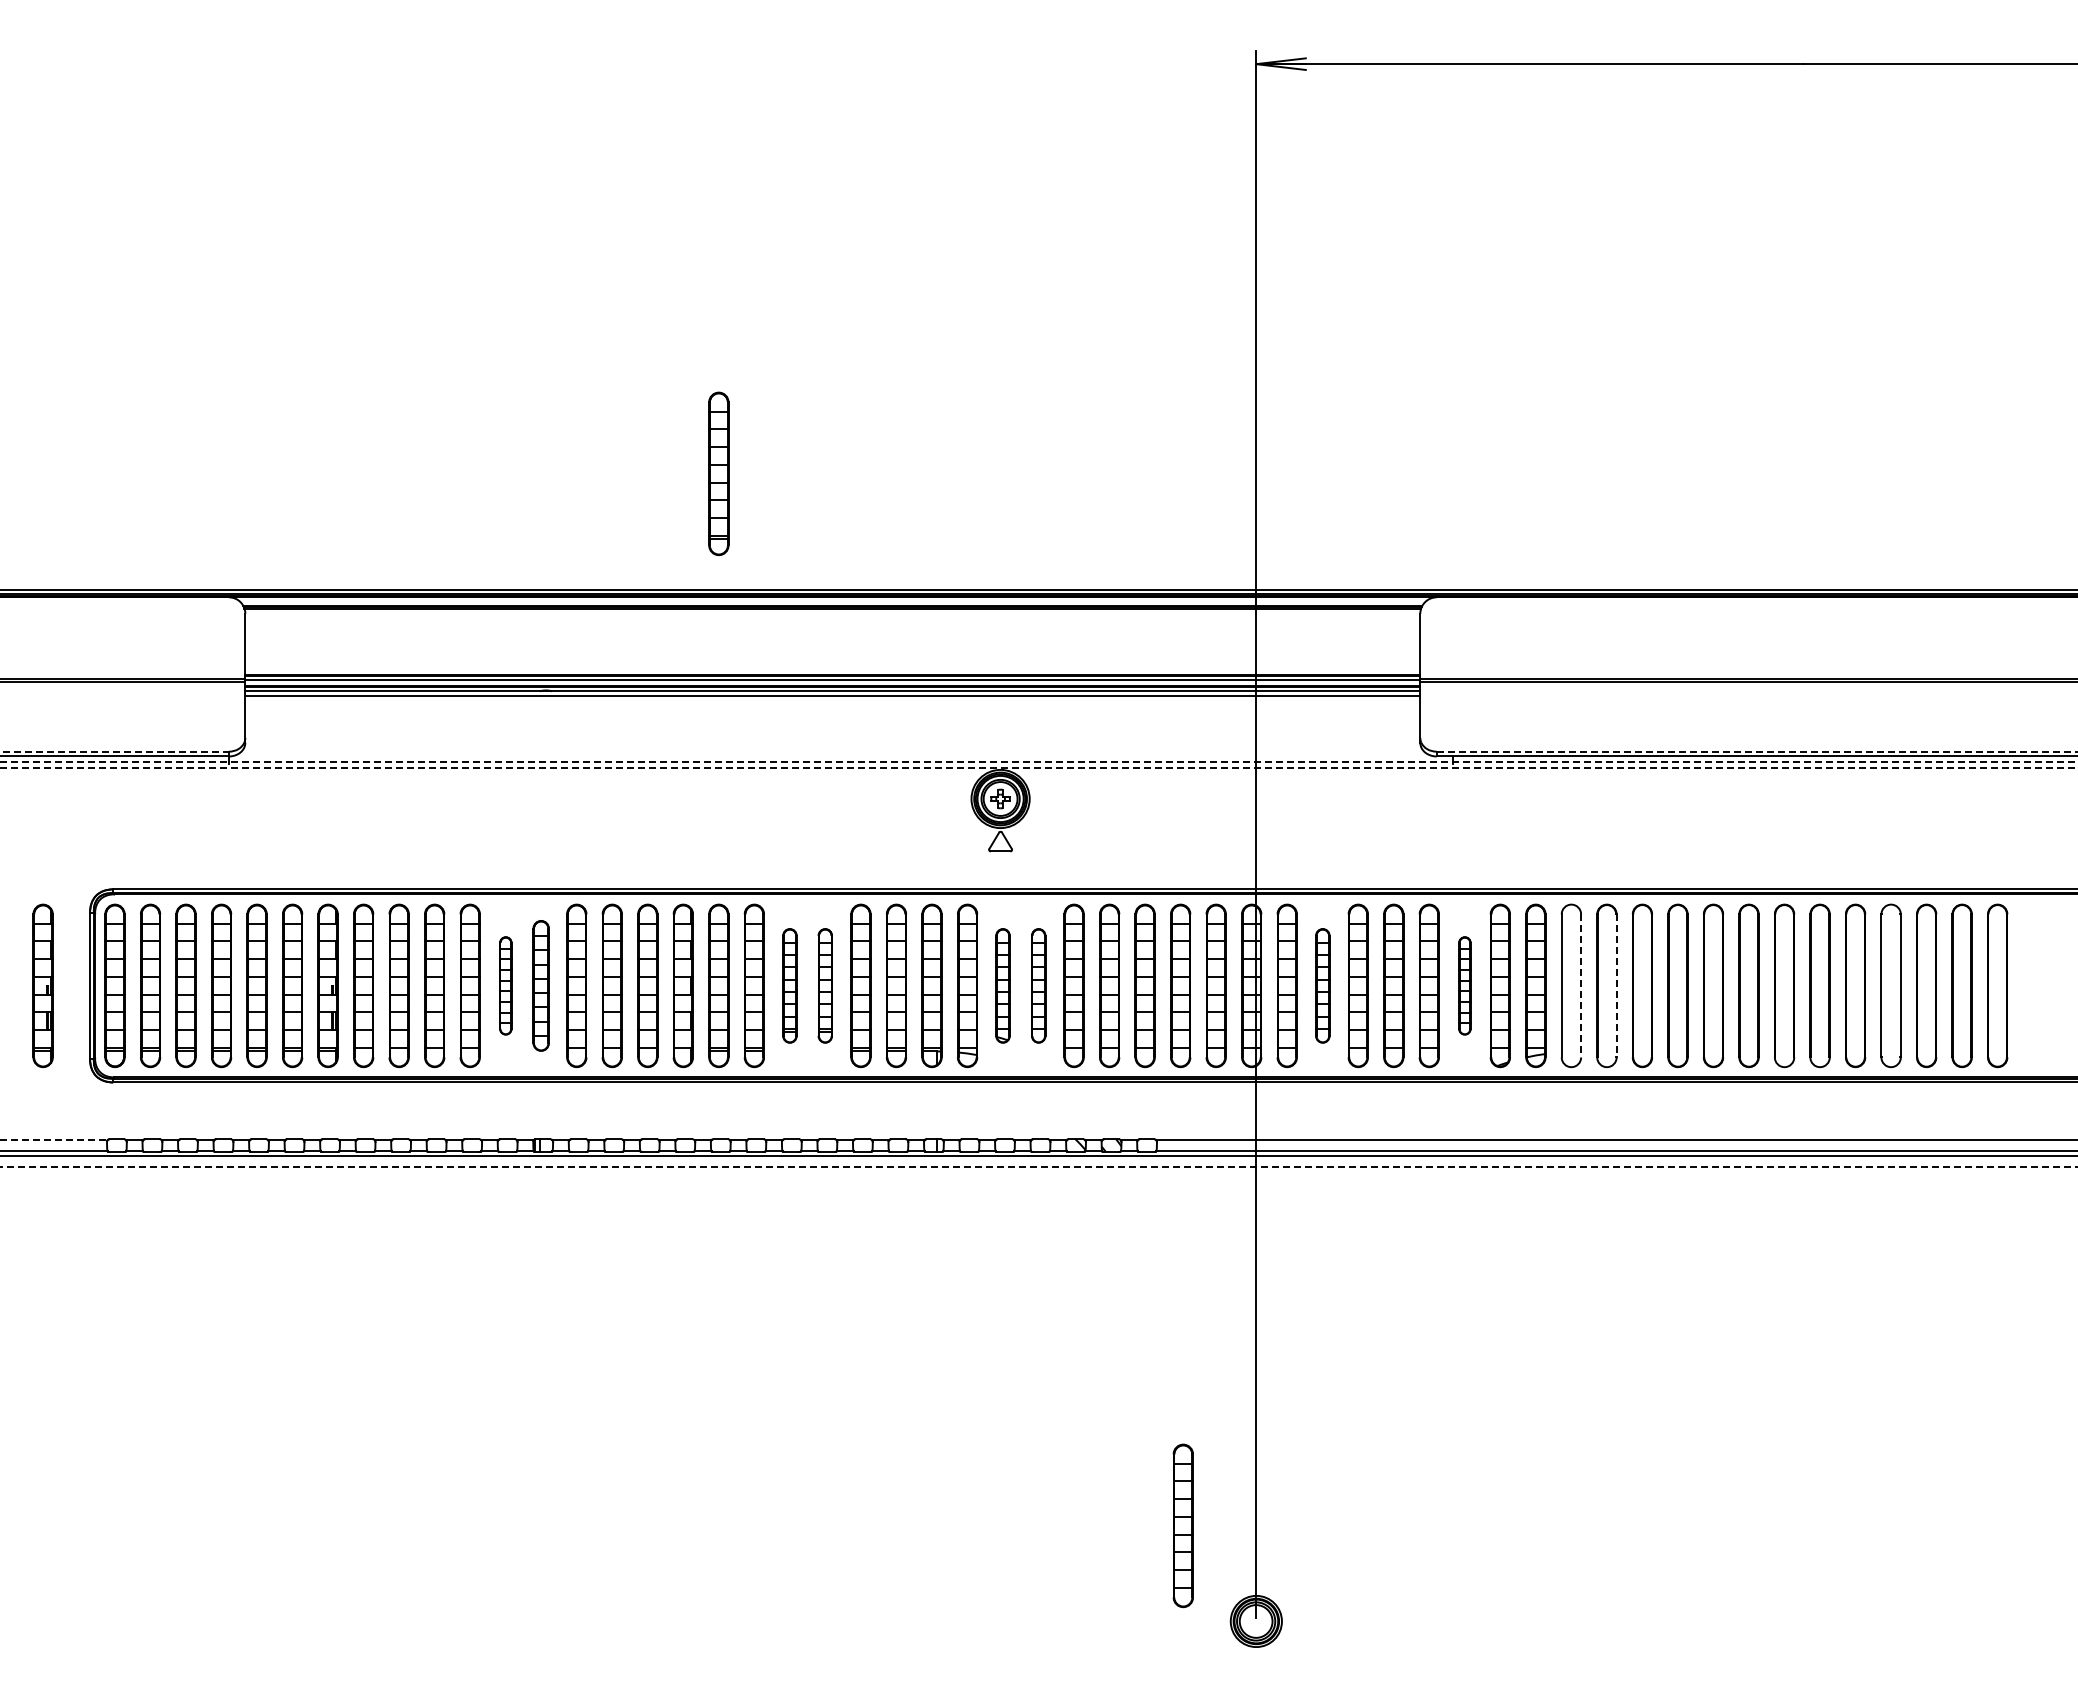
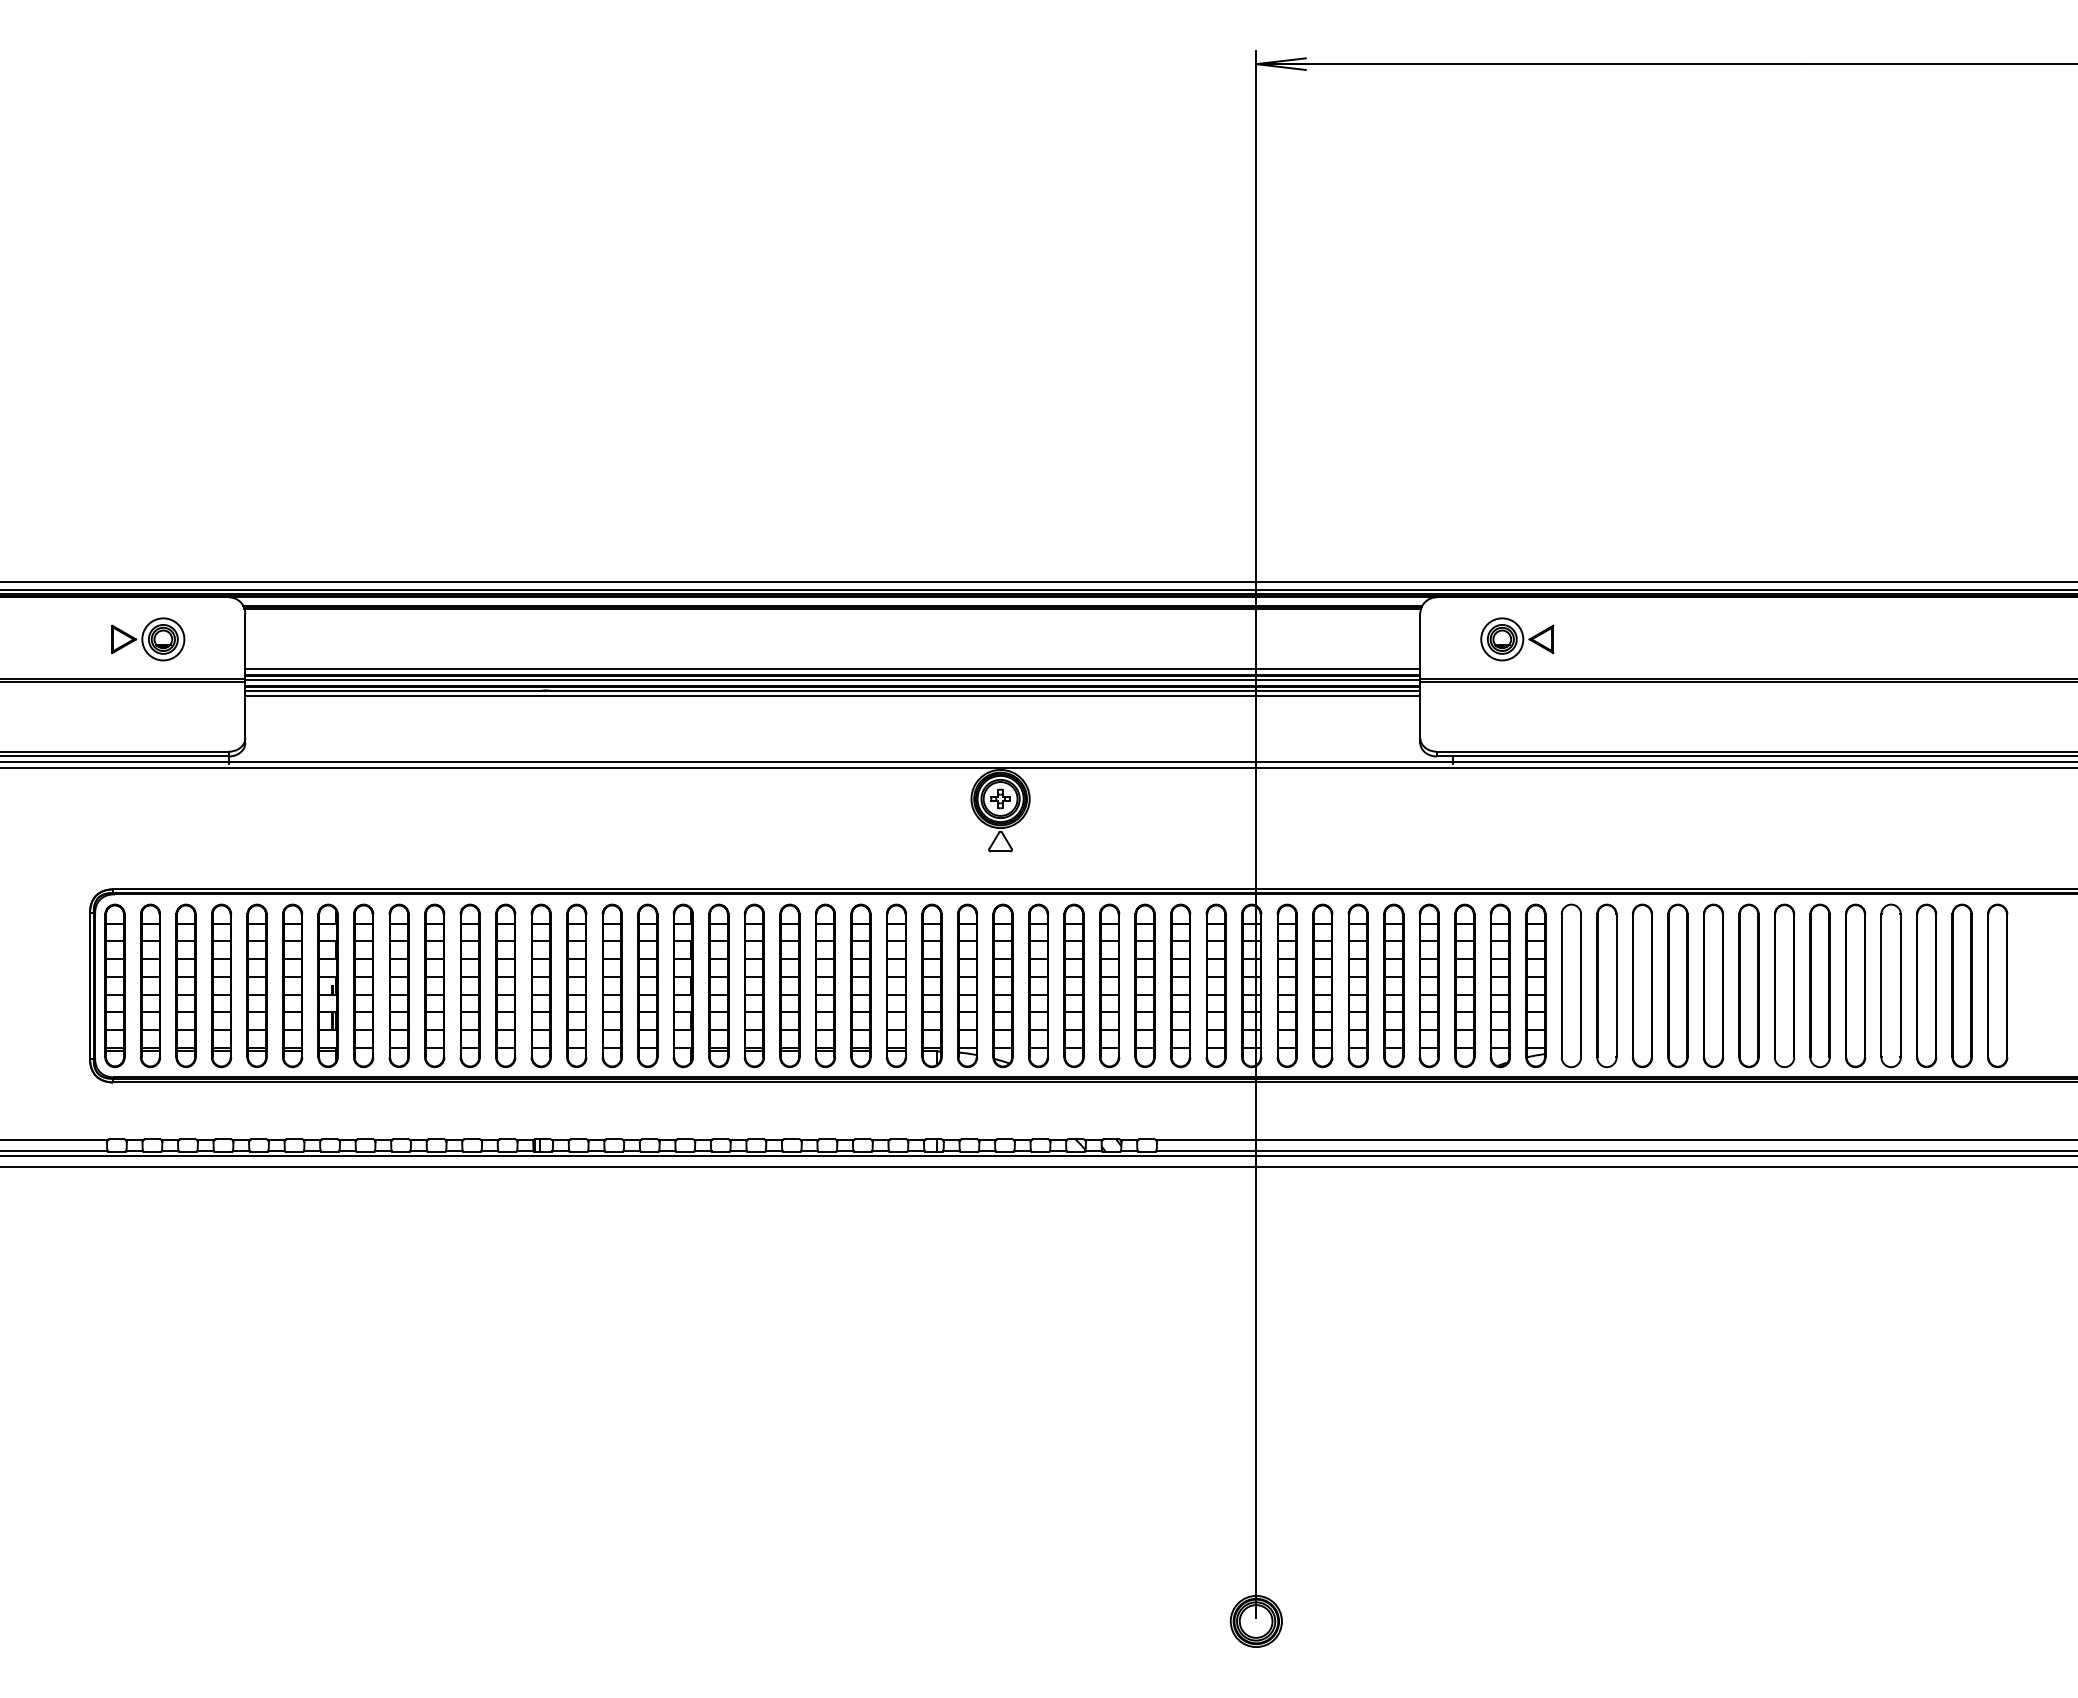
part: present -> none (718, 473)
line: none -> present (1038, 582)
part: none -> present (148, 639)
part: none -> present (1517, 639)
line: none -> present (832, 669)
line: dashed -> solid (115, 751)
line: dashed -> solid (1757, 751)
line: dashed -> solid (1038, 762)
line: dashed -> solid (1038, 768)
part: present -> none (42, 985)
part size: 14x100 px -> 22x166 px (505, 985)
part size: 18x132 px -> 22x166 px (540, 985)
part size: 16x116 px -> 22x166 px (789, 985)
part size: 16x116 px -> 22x166 px (824, 985)
part size: 16x116 px -> 22x166 px (1002, 985)
part size: 16x116 px -> 22x166 px (1038, 985)
part size: 16x116 px -> 22x166 px (1322, 985)
part size: 14x100 px -> 22x166 px (1464, 985)
line: dashed -> solid (1581, 985)
line: dashed -> solid (1616, 985)
line: dashed -> solid (54, 1140)
line: dashed -> solid (1038, 1166)
part: present -> none (1182, 1525)
